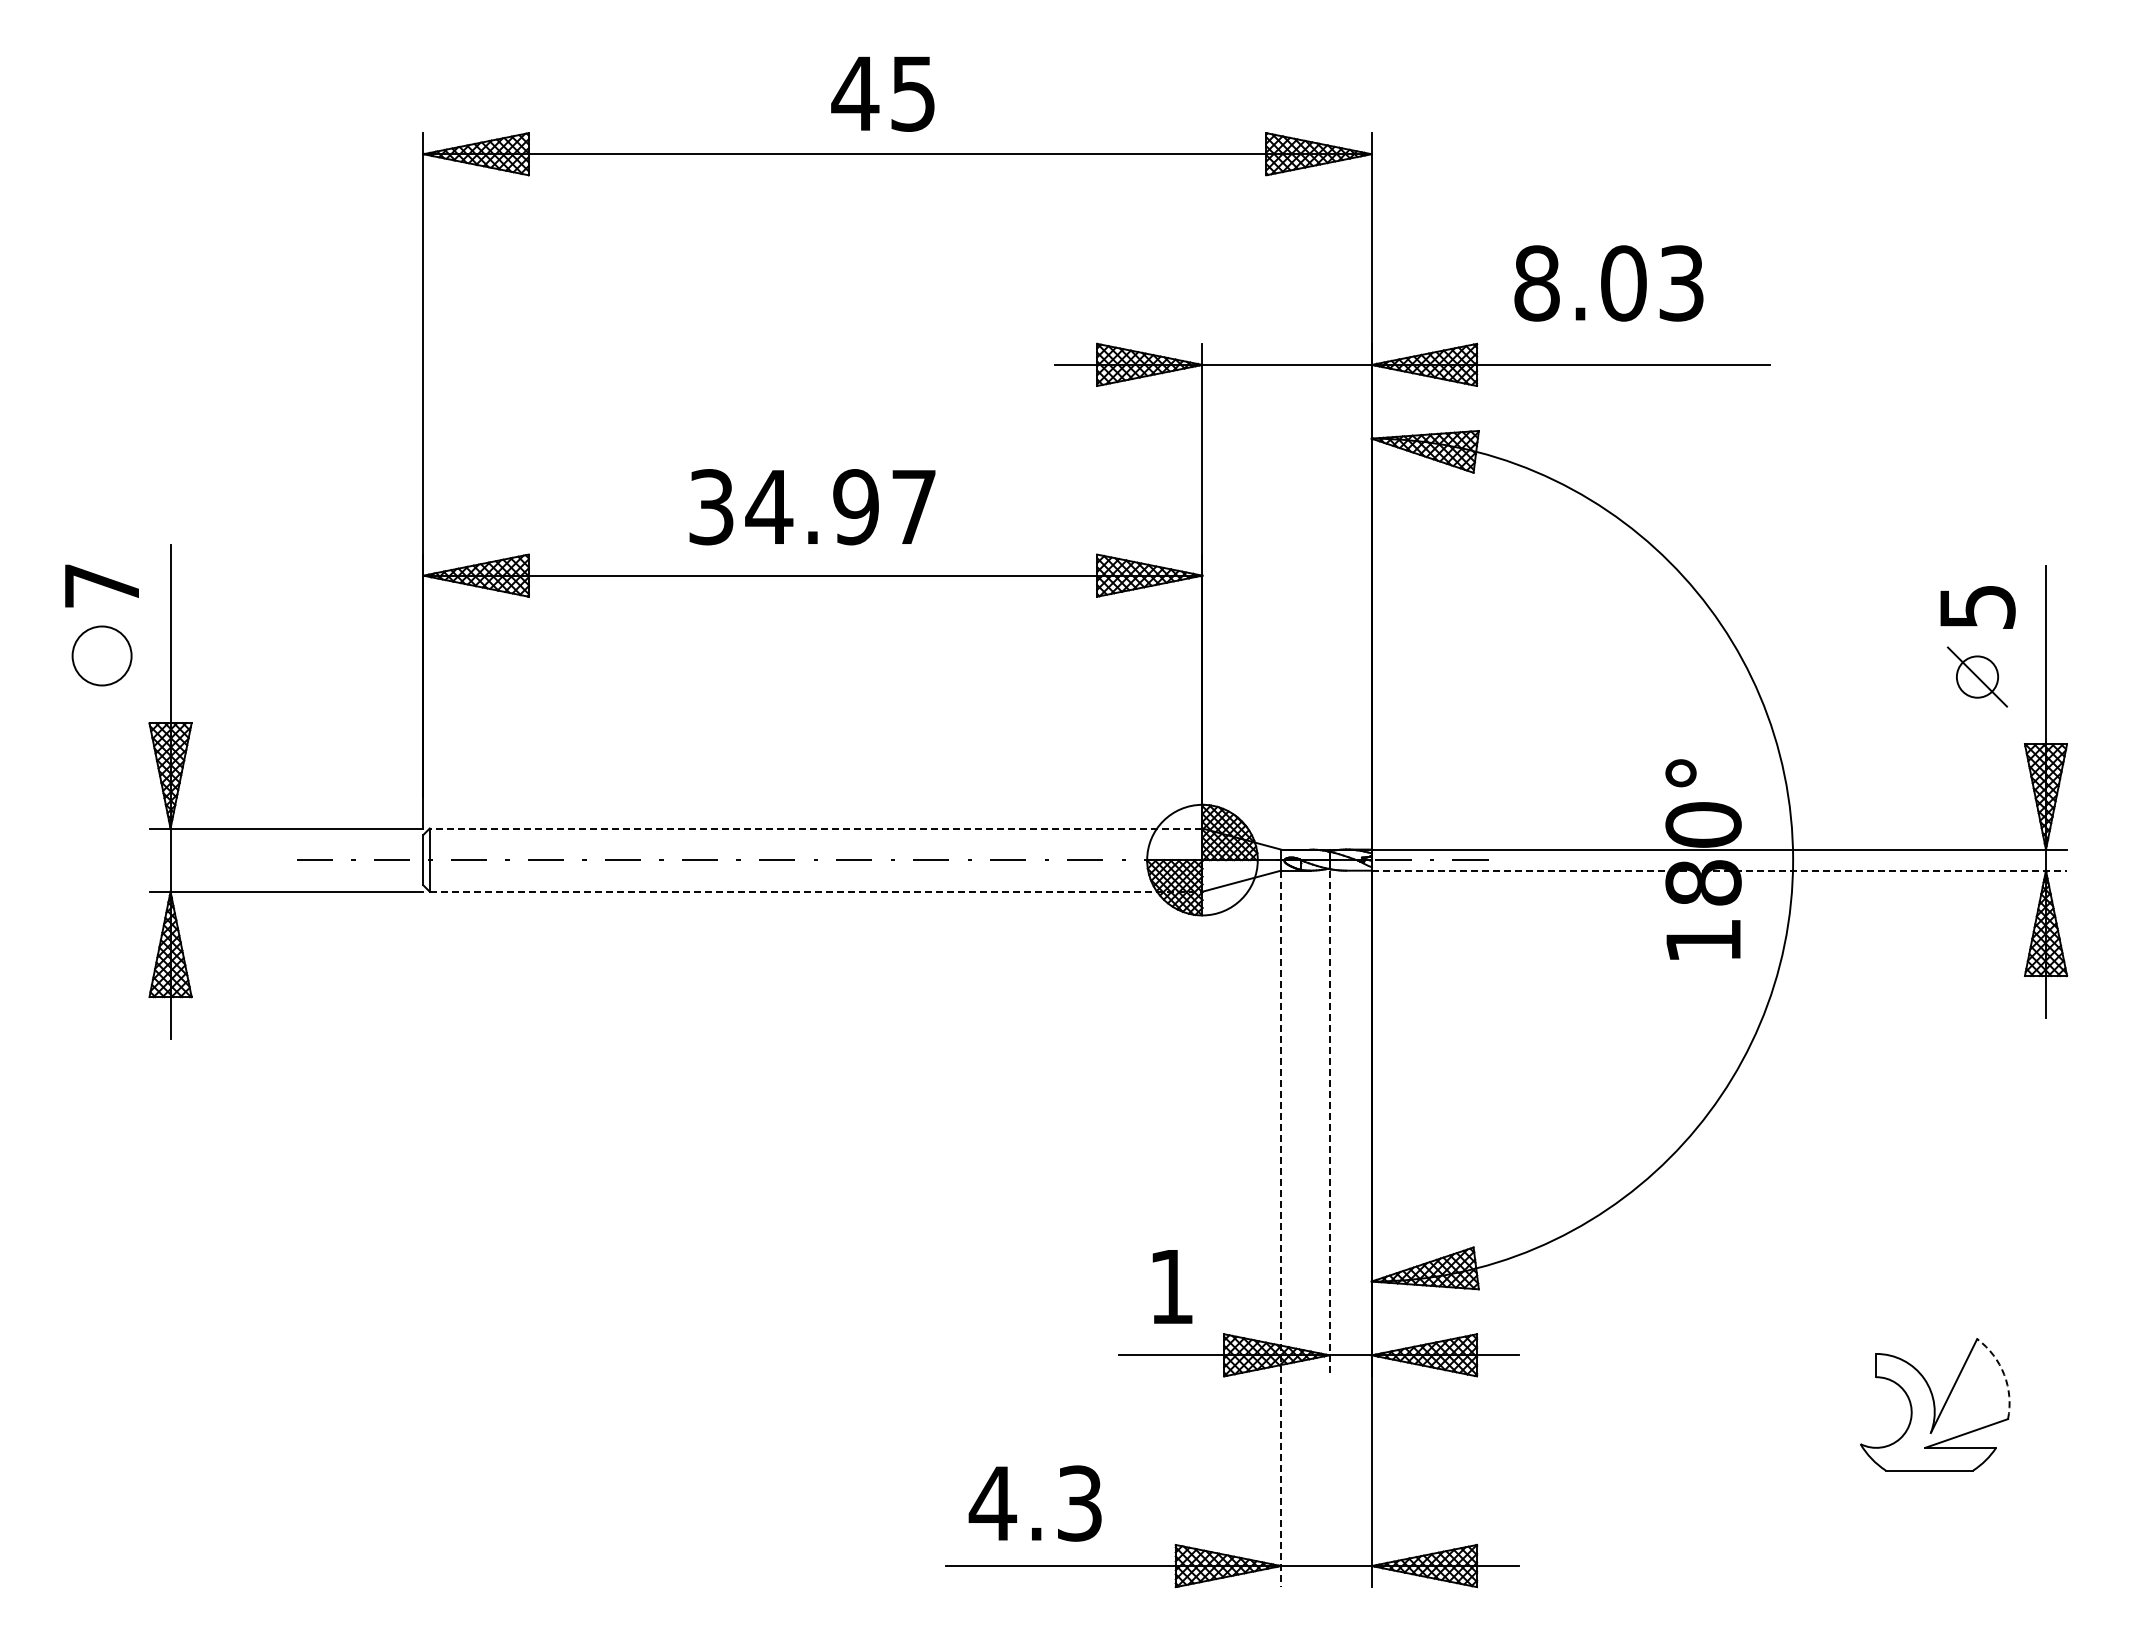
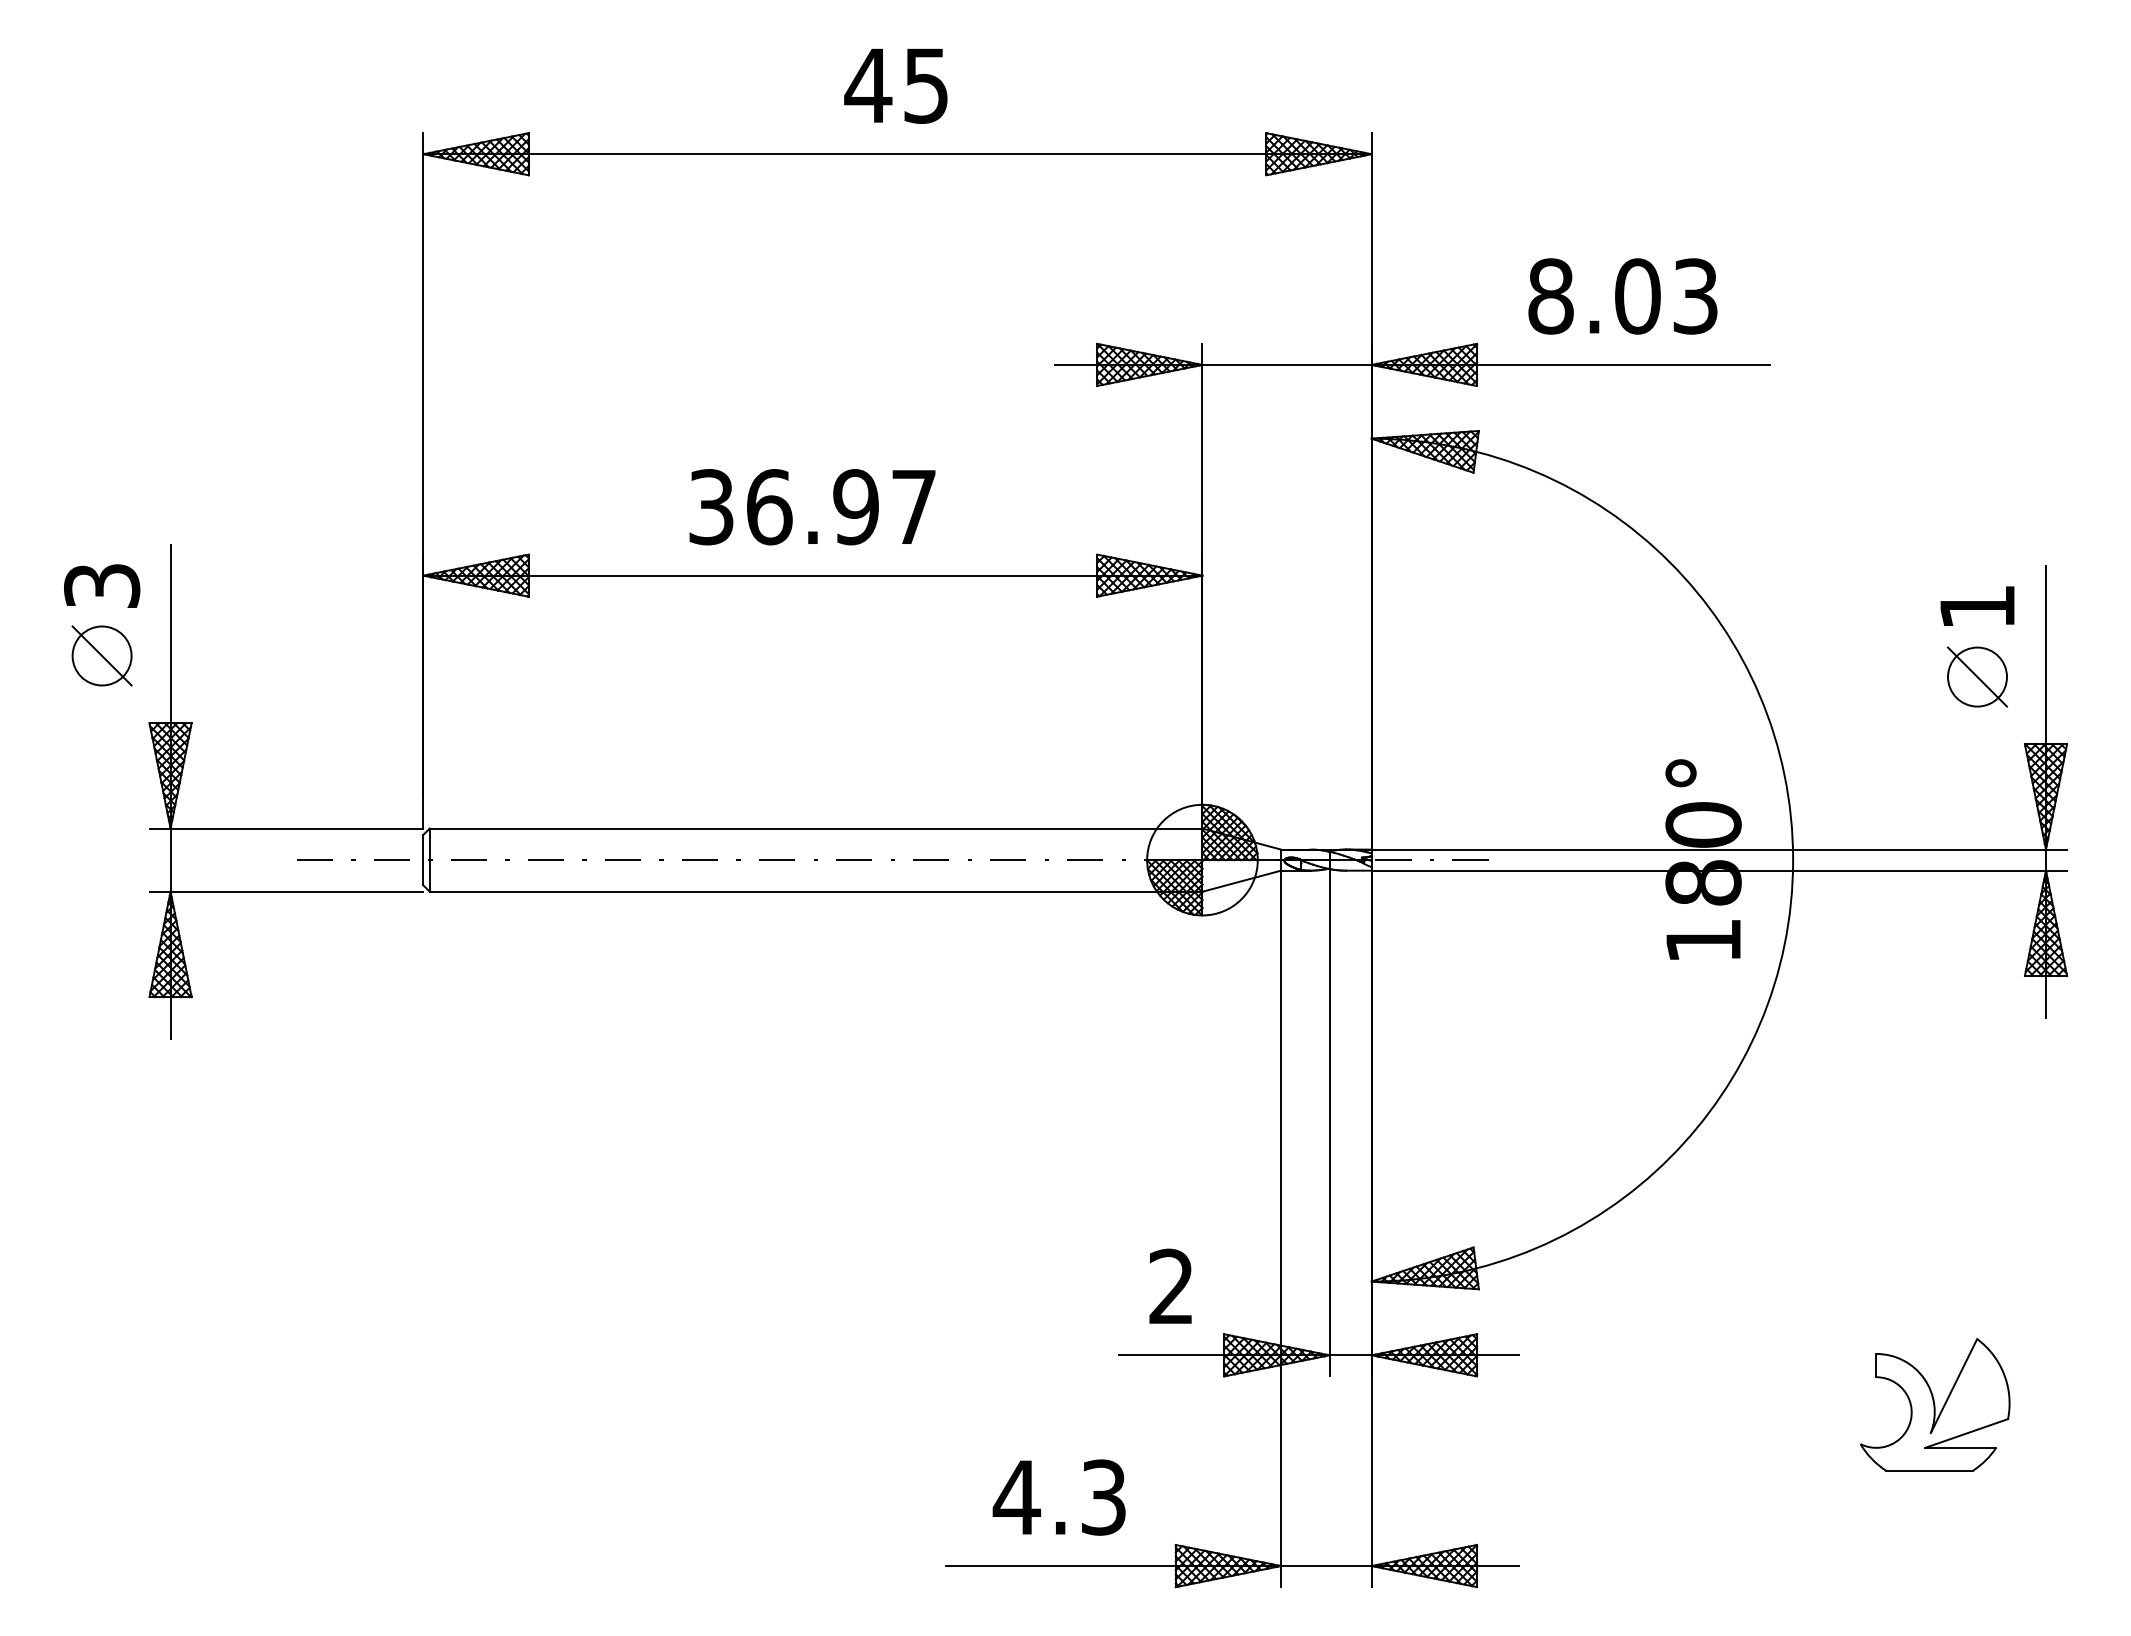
text position: (882, 93) -> (895, 85) (895, 85)
text position: (1608, 283) -> (1622, 296) (1622, 296)
text: 34.97 -> 36.97 (769, 507)
text: 7 -> 3 (102, 585)
text: 5 -> 1 (1977, 607)
line: none -> present (101, 655)
circle diameter: 41 px -> 59 px (1977, 676)
line: dashed -> solid (815, 828)
line: dashed -> solid (1719, 870)
line: dashed -> solid (816, 891)
line: dashed -> solid (1329, 1123)
line: dashed -> solid (1281, 1229)
text: 1 -> 2 (1170, 1285)
arc: dashed -> solid (2004, 1374)
text position: (1034, 1503) -> (1058, 1497) (1058, 1497)
